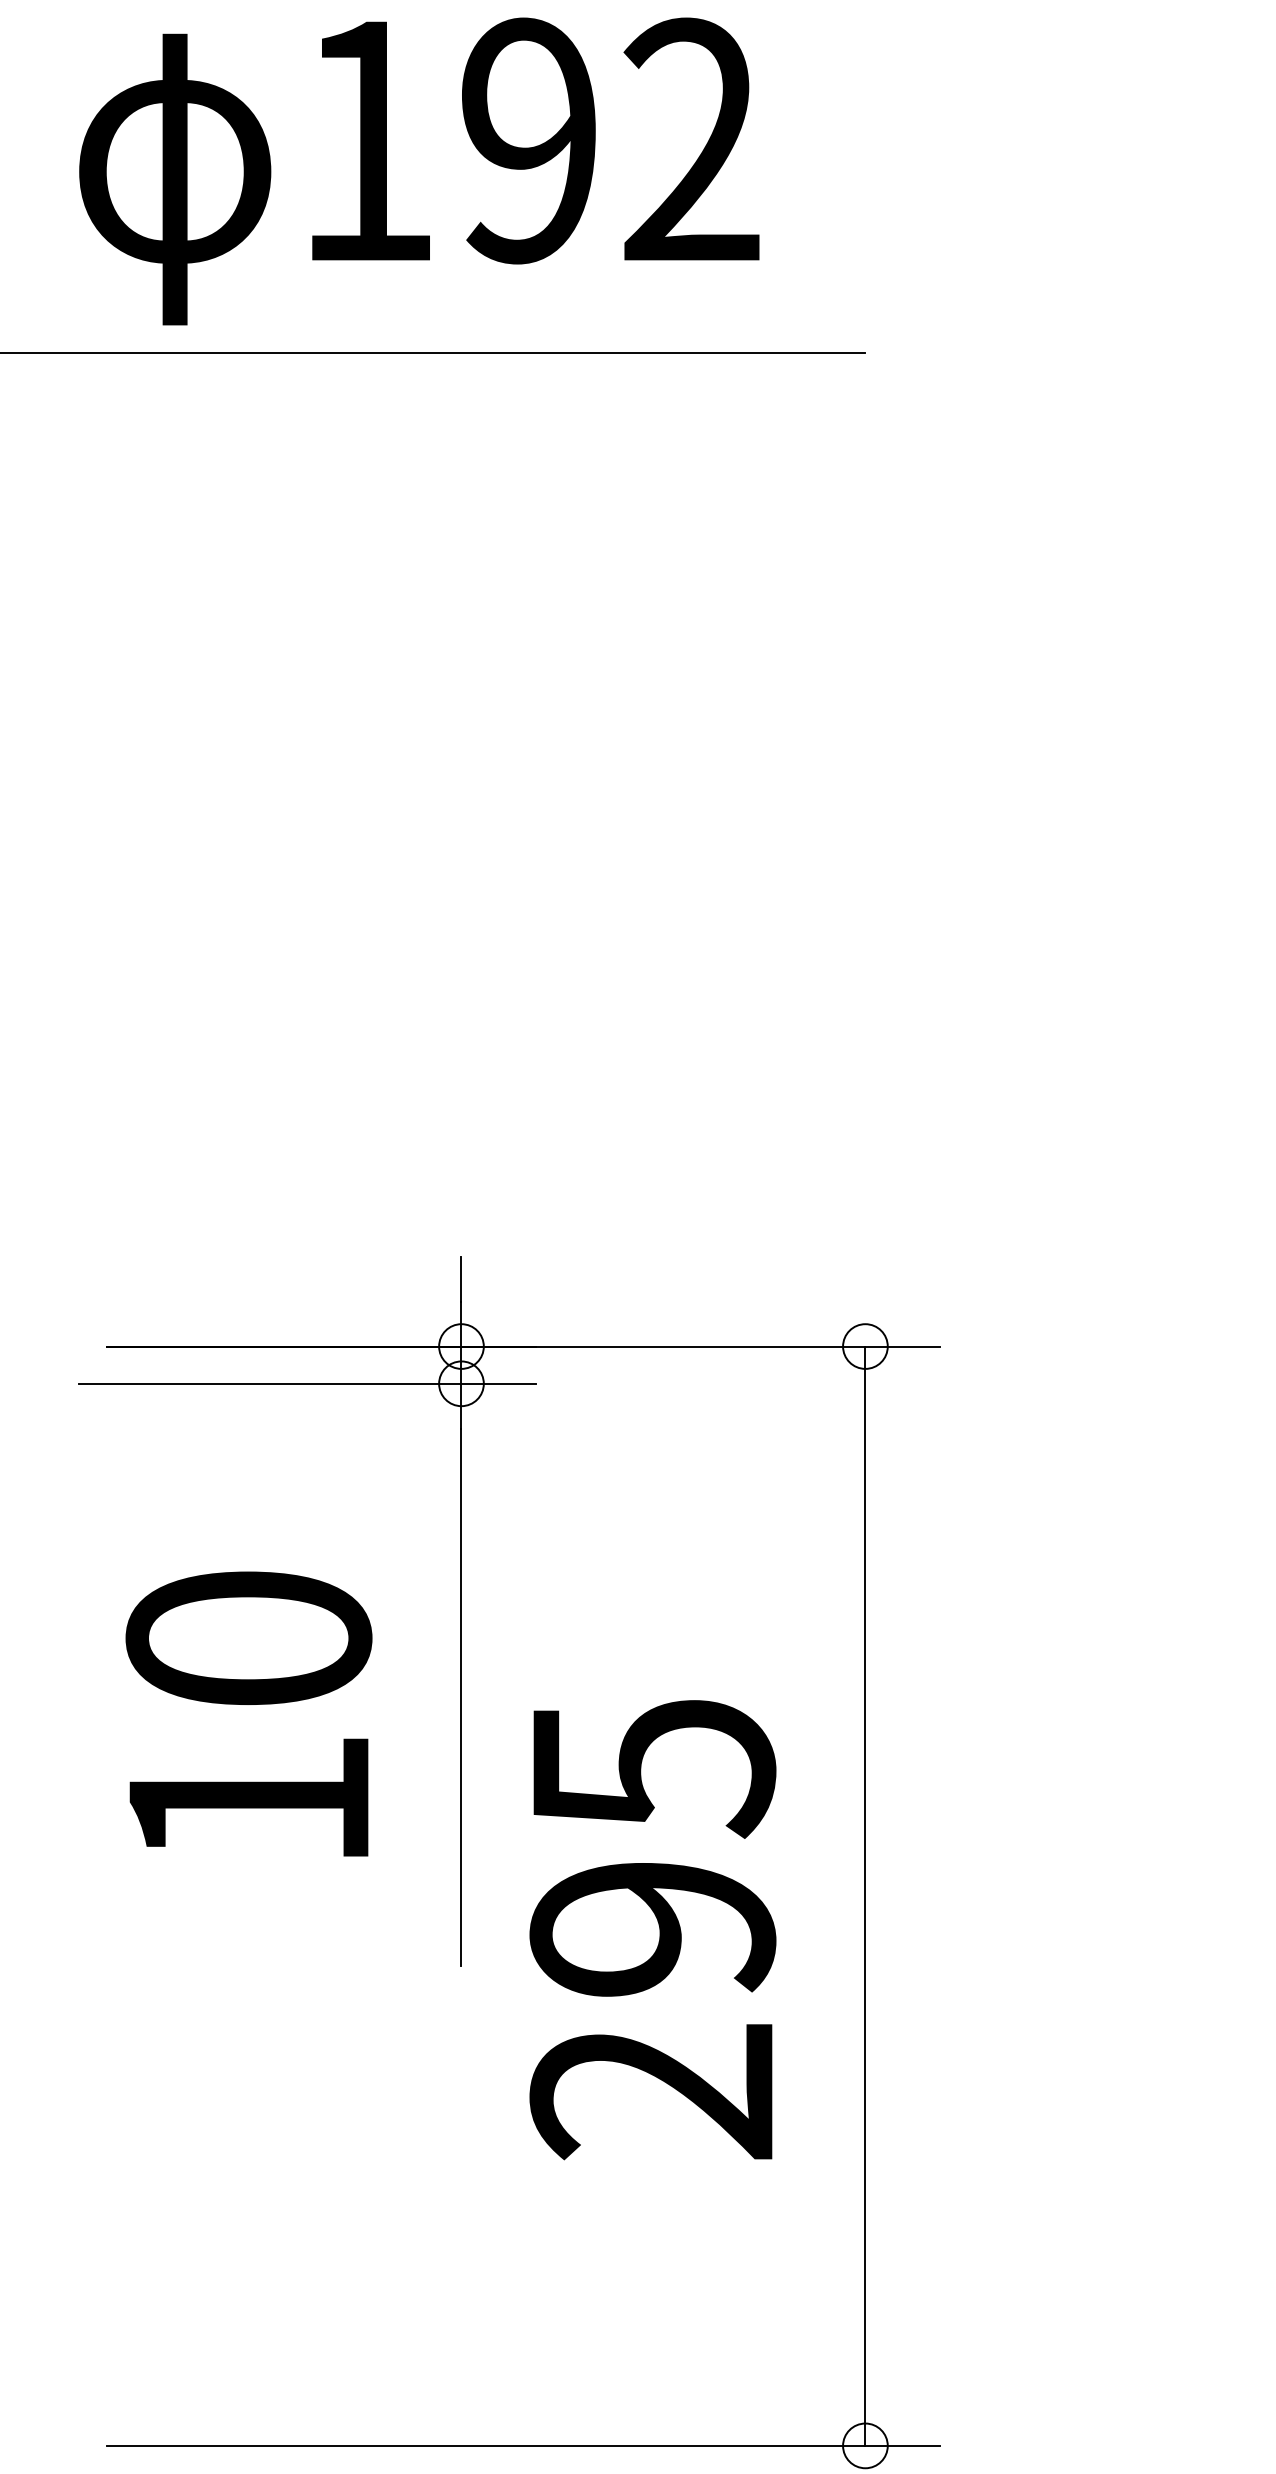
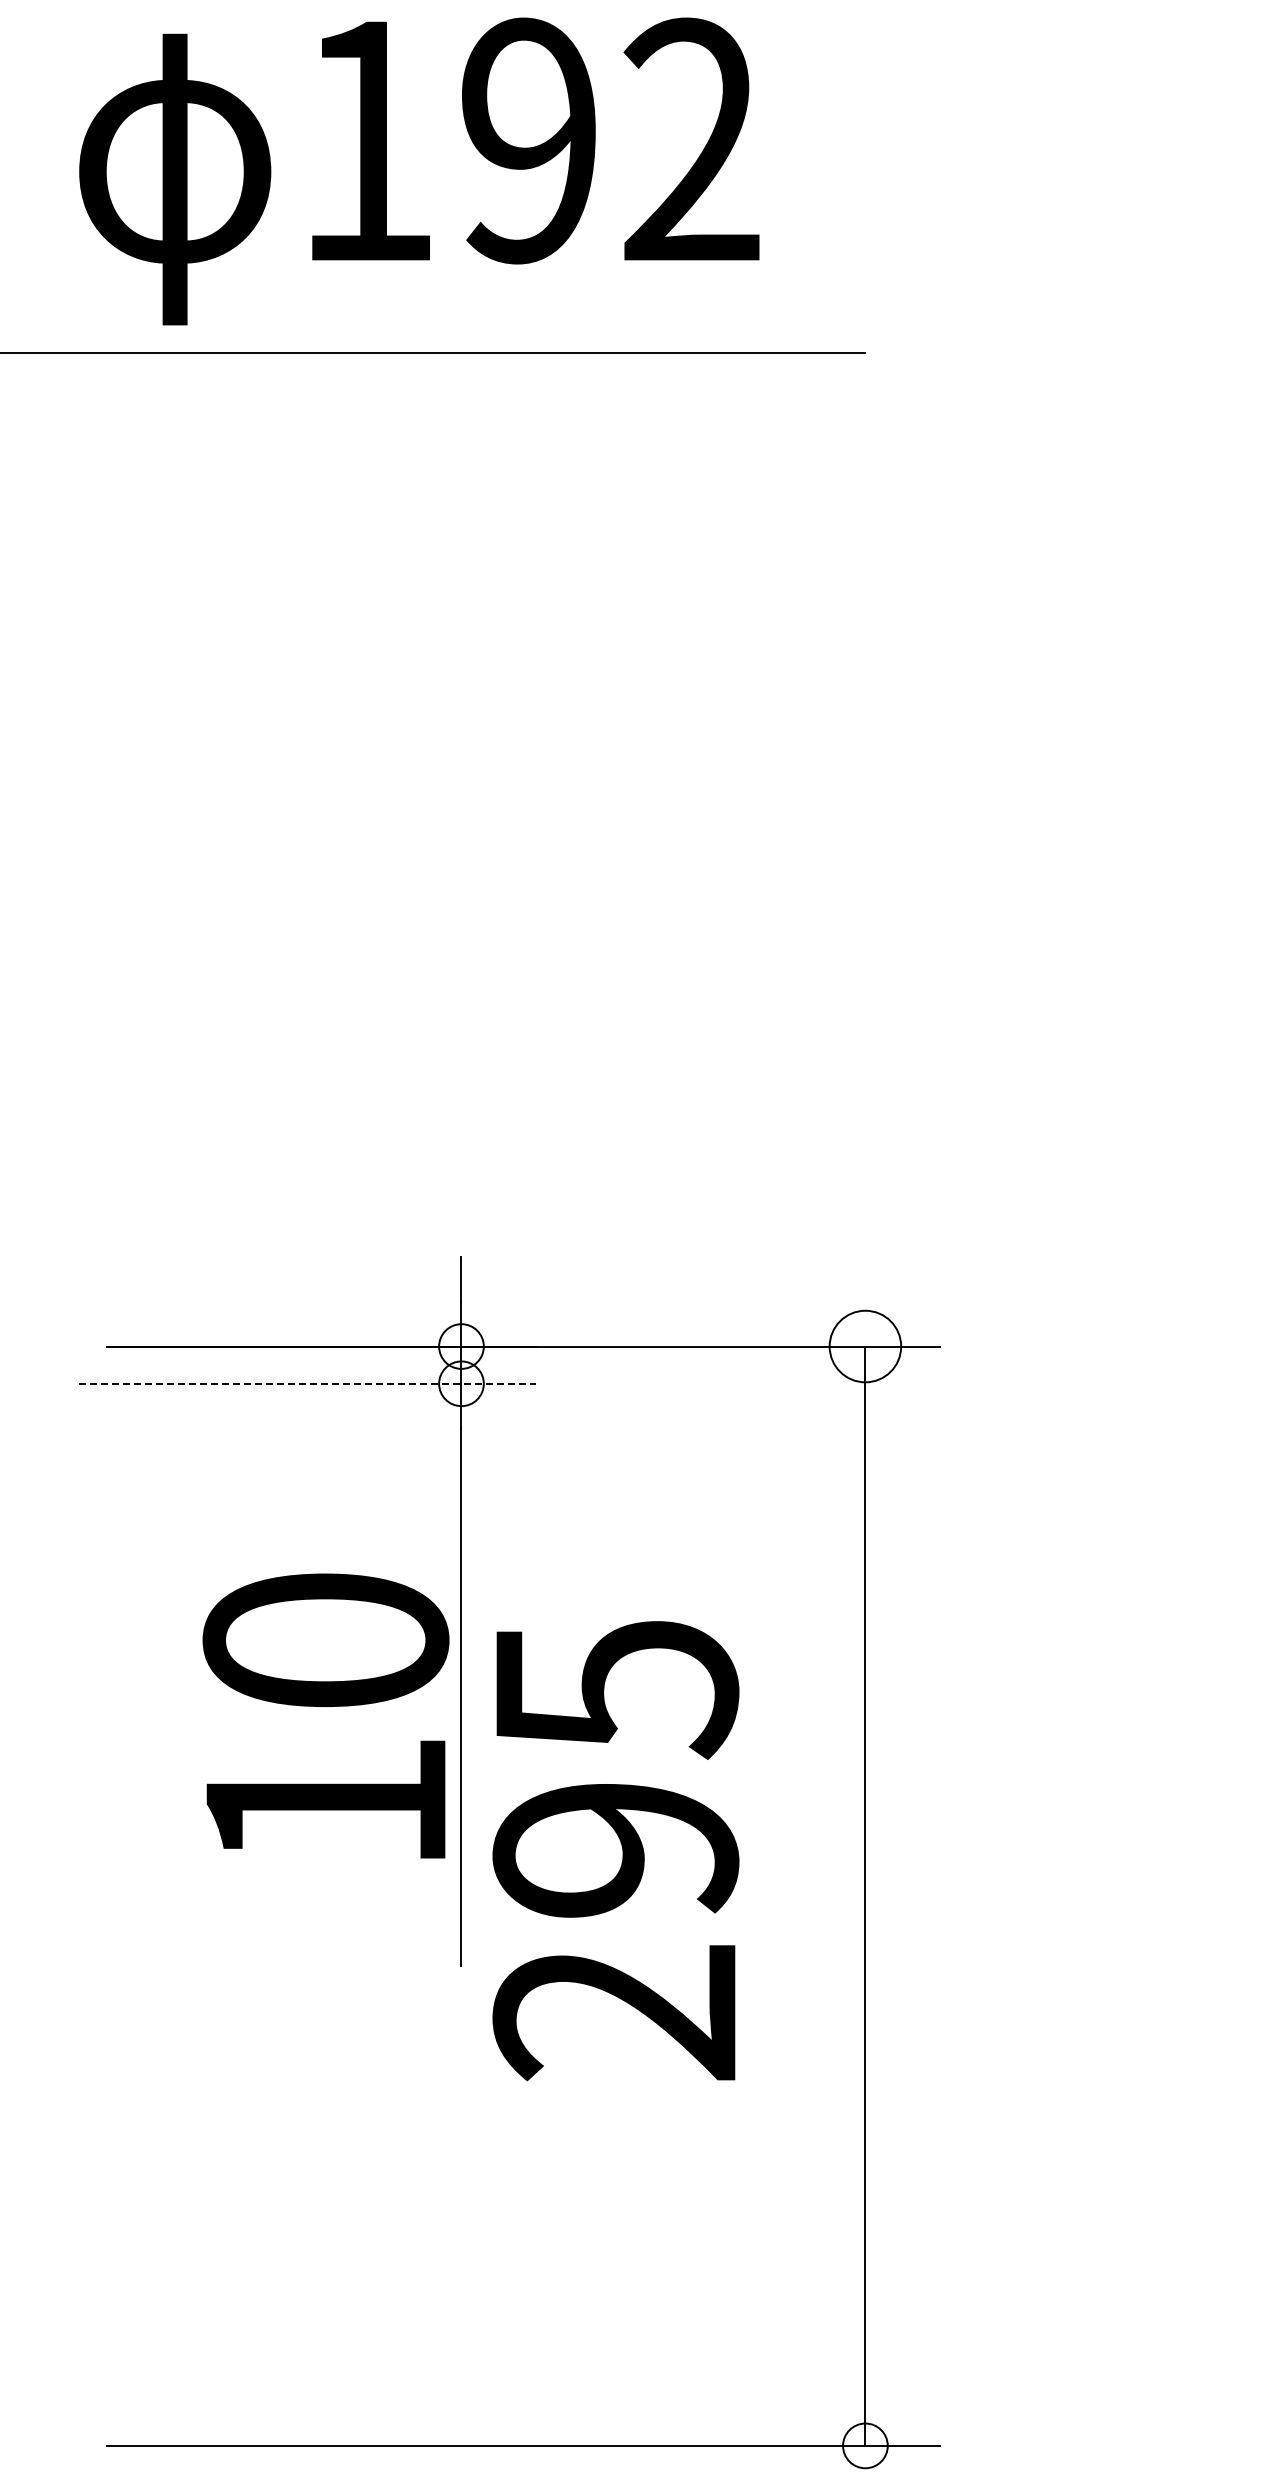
circle diameter: 45 px -> 72 px (865, 1346)
line: solid -> dashed (307, 1383)
text position: (248, 1713) -> (325, 1715) (325, 1715)
text position: (652, 1930) -> (615, 1851) (615, 1851)
